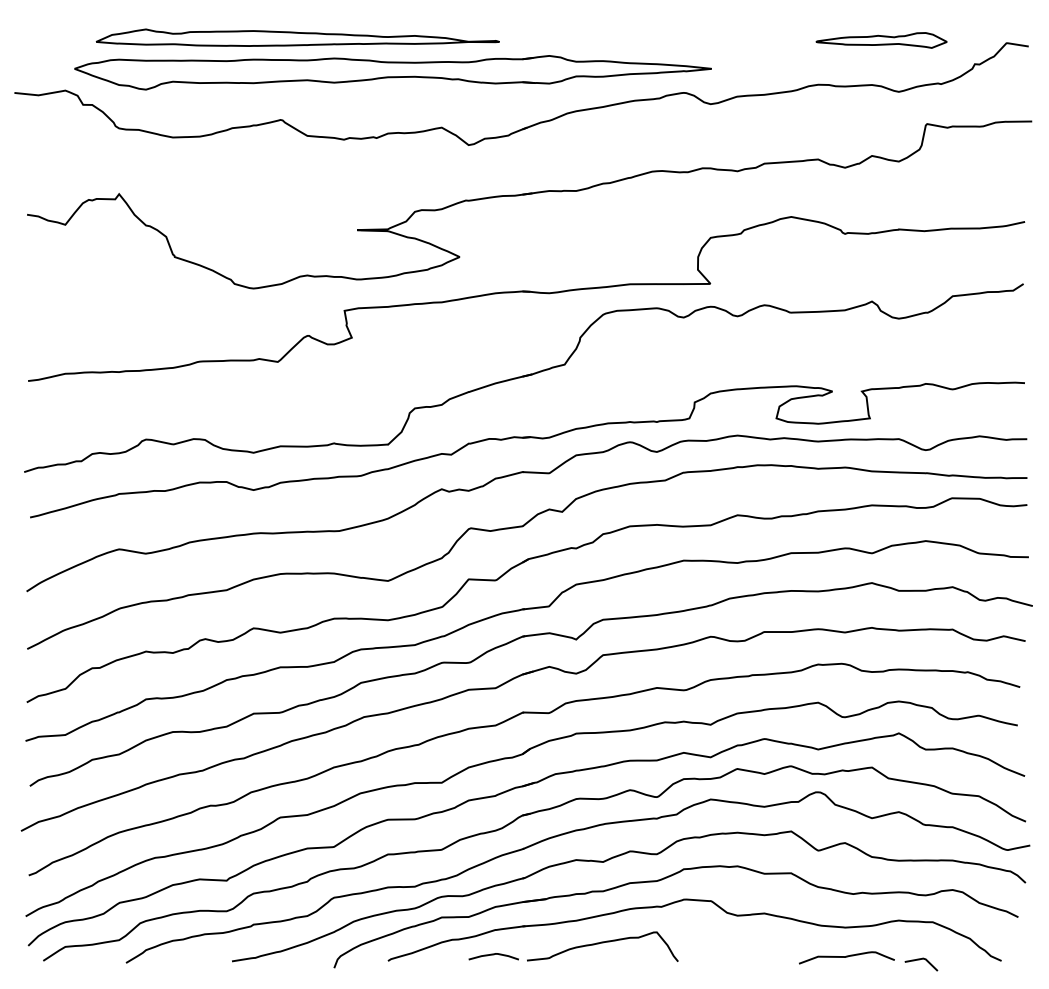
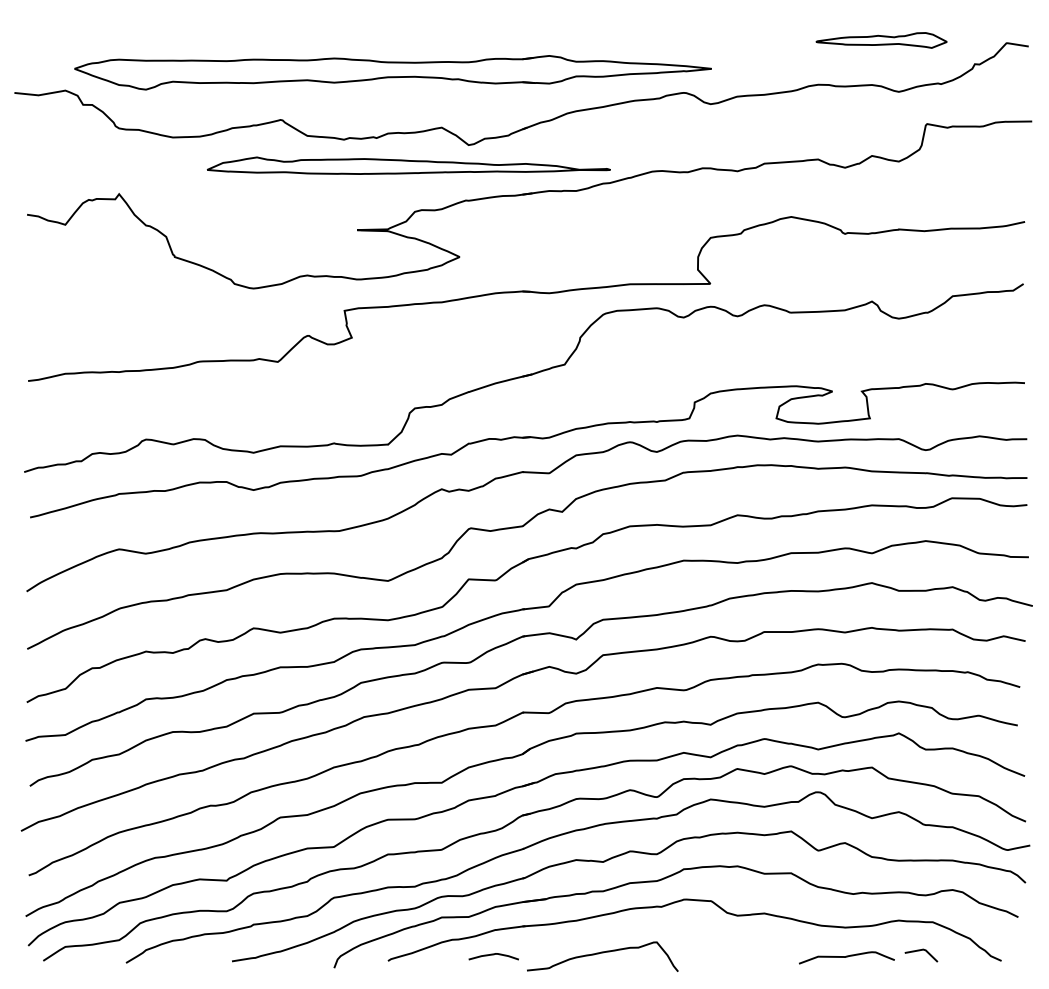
part position: (297, 37) -> (408, 165) (408, 165)
curve position: (602, 943) -> (602, 953) (602, 953)
line position: (919, 960) -> (919, 951) (919, 951)
